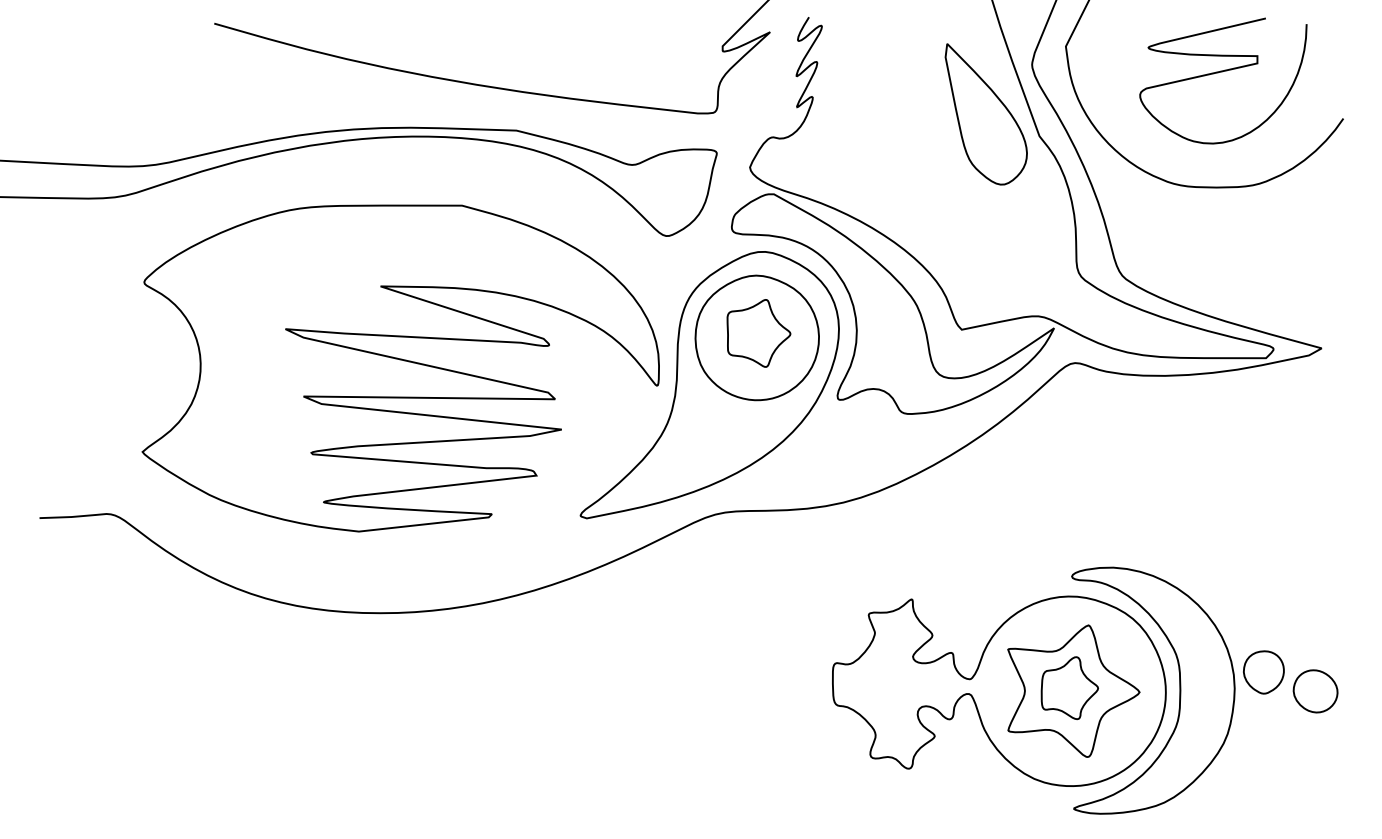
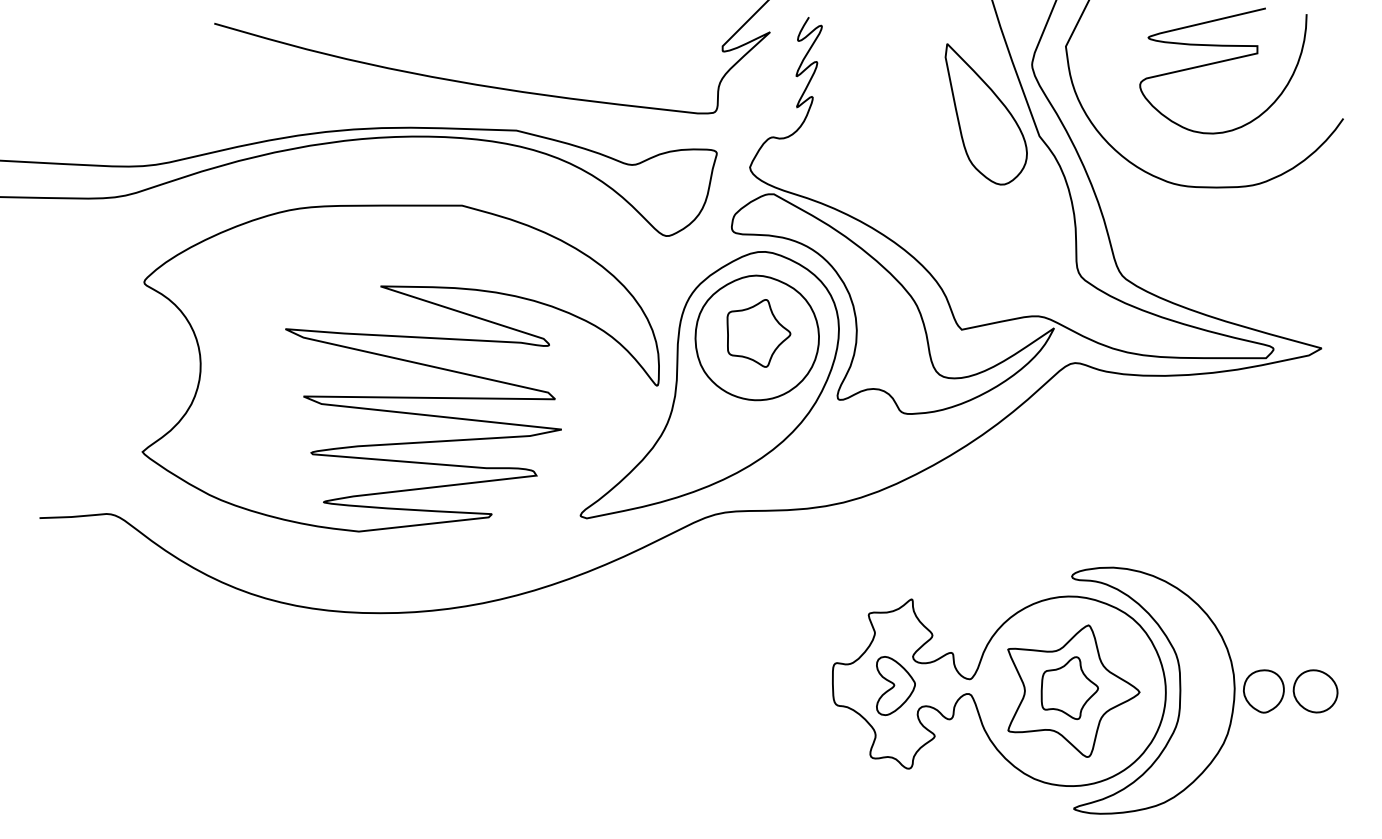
curve position: (1222, 72) -> (1222, 62) (1222, 62)
part position: (1263, 672) -> (1263, 691) (1263, 691)
part: none -> present (895, 685)
